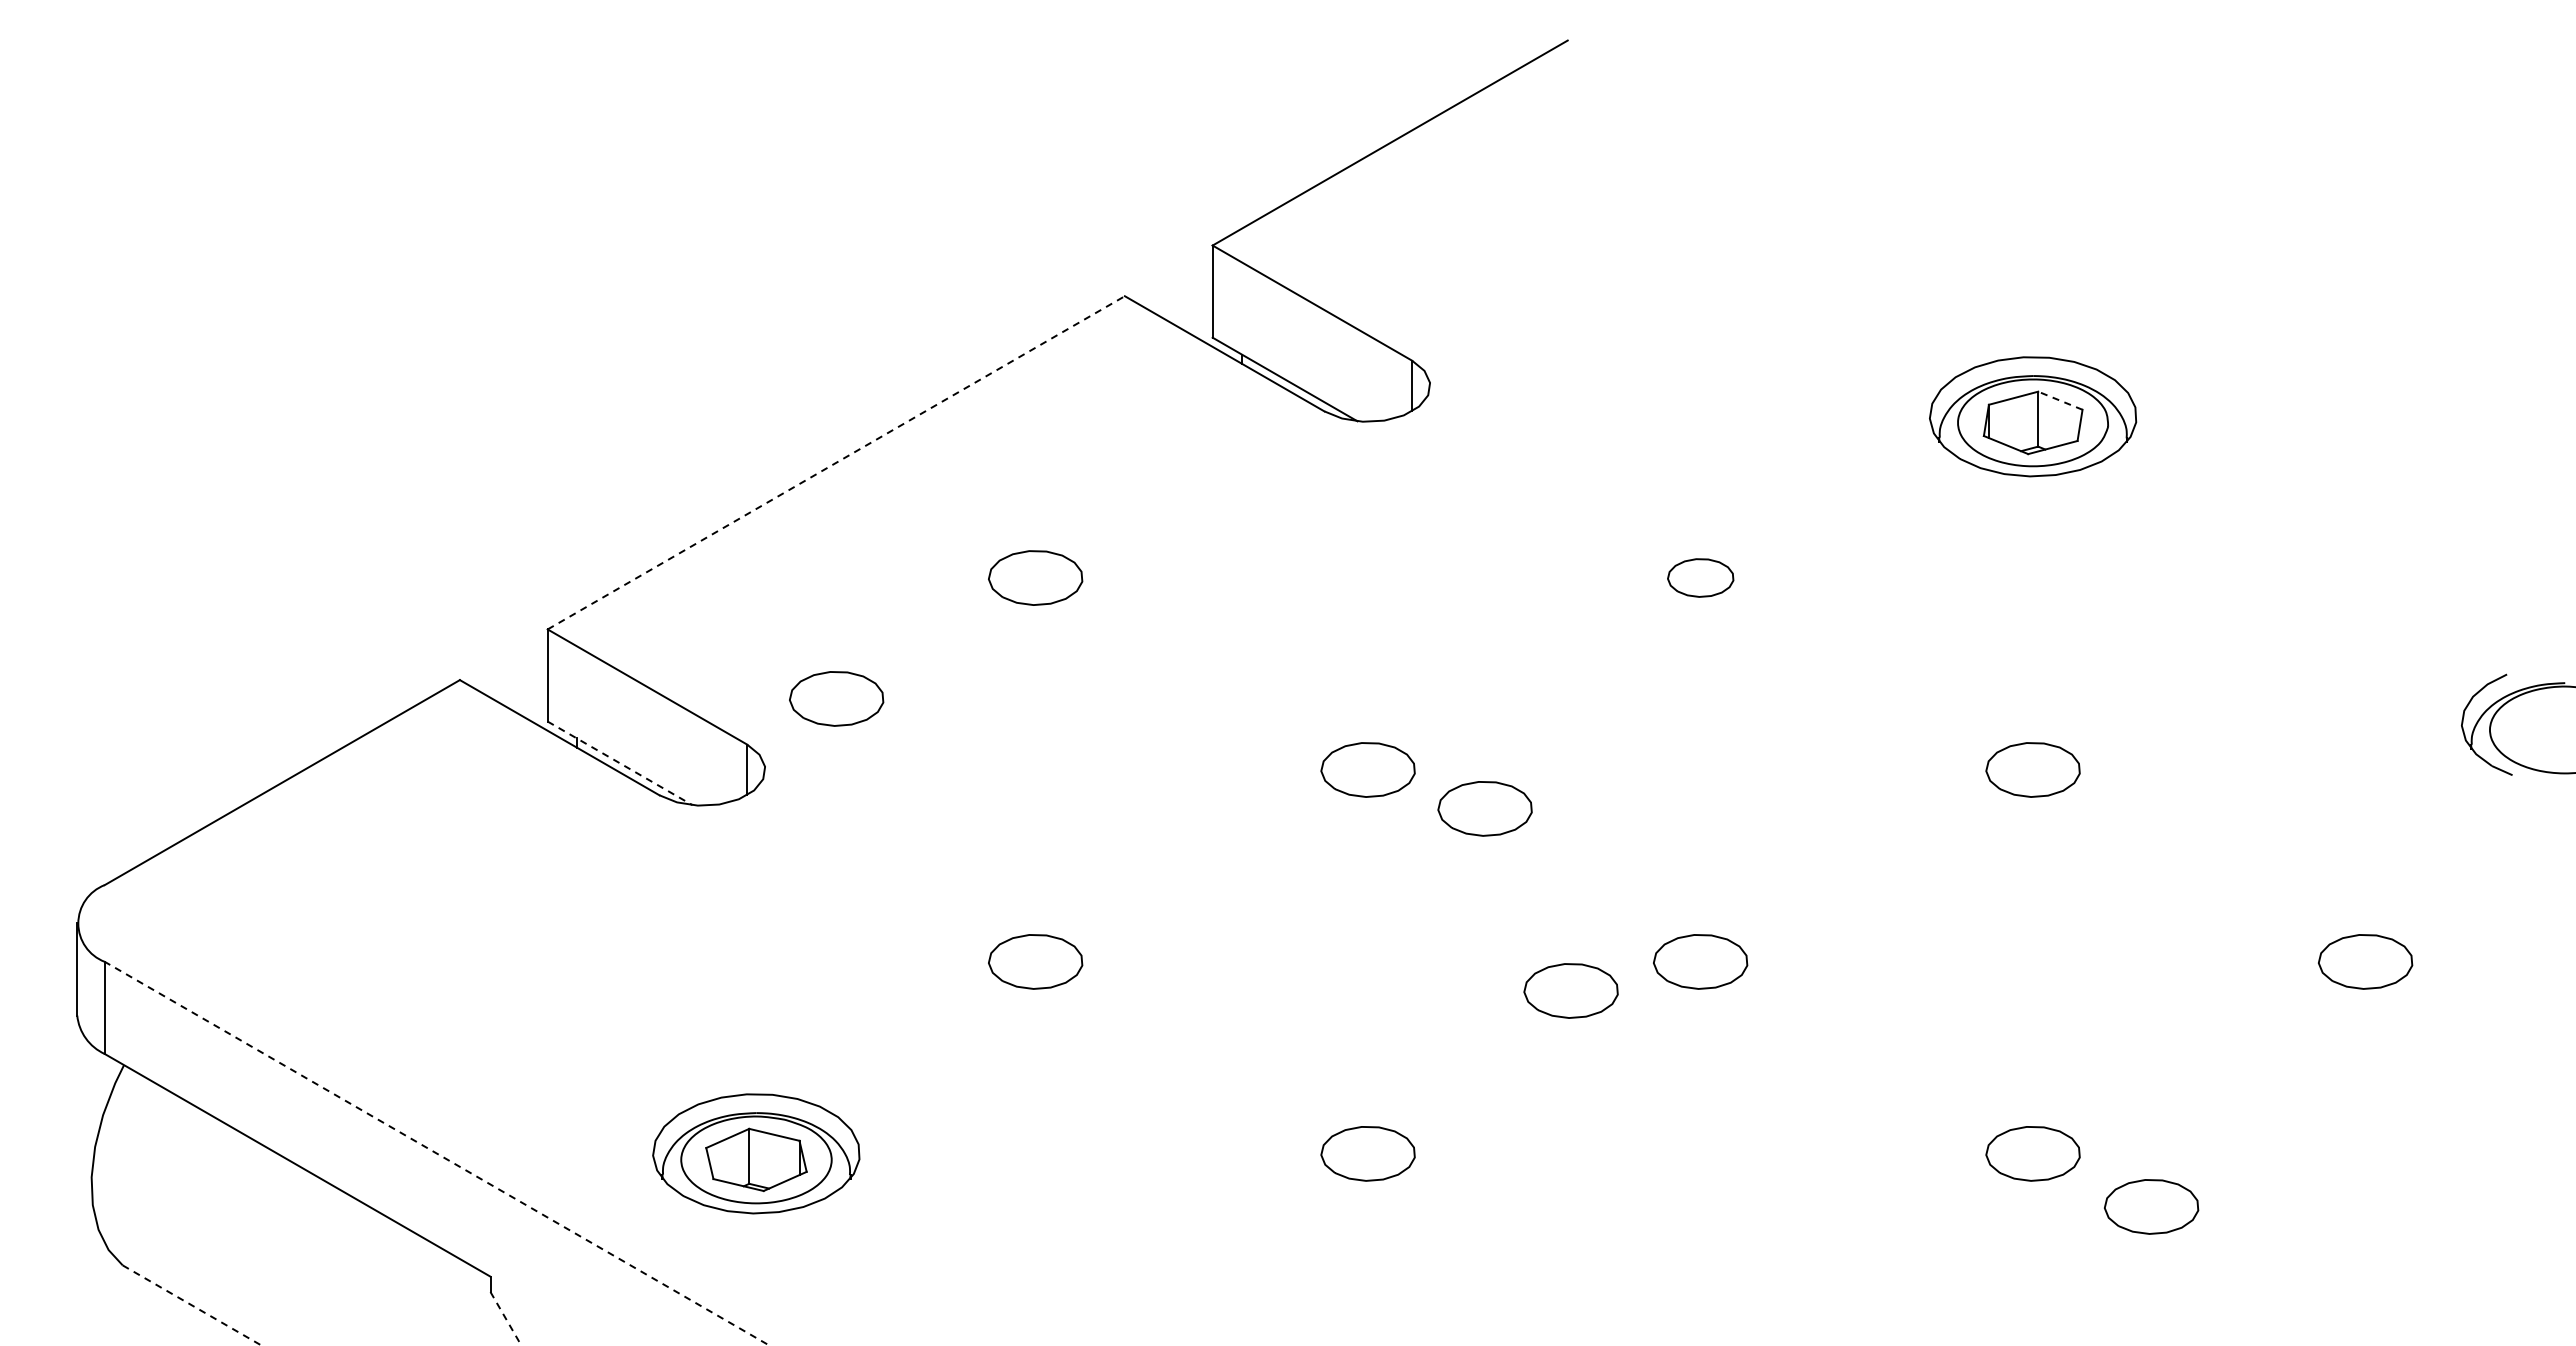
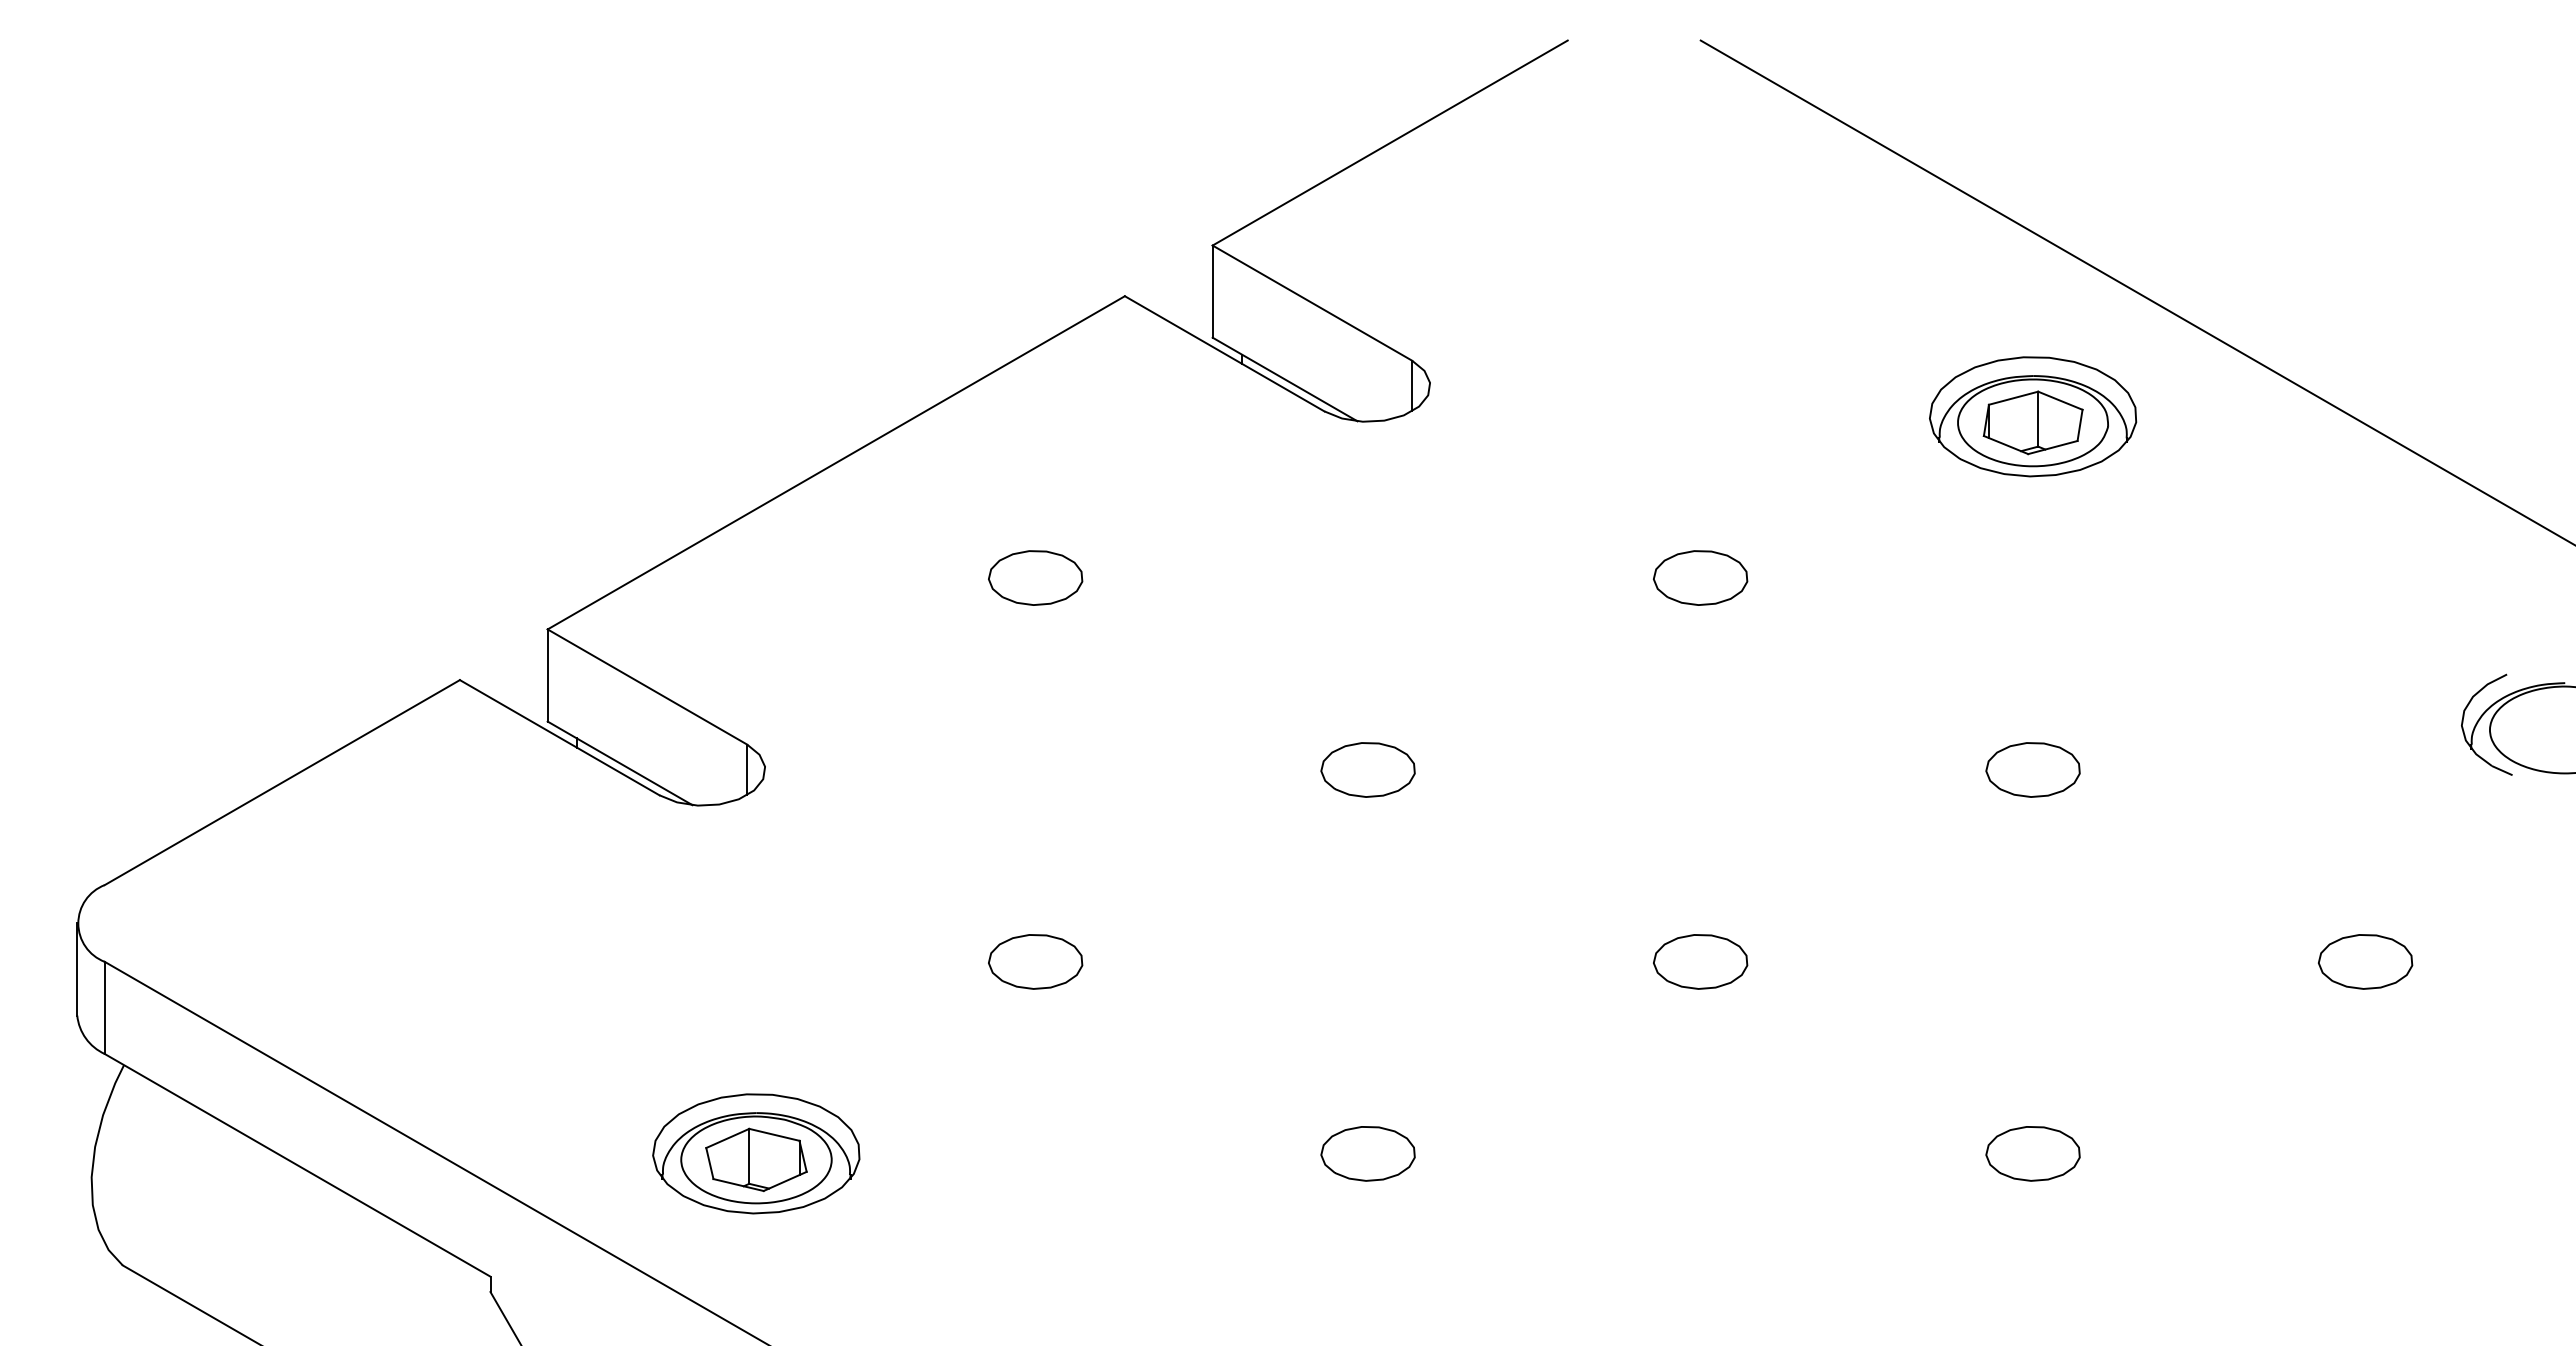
line: none -> present (2136, 291)
line: dashed -> solid (2060, 400)
line: dashed -> solid (836, 462)
part size: 68x40 px -> 96x56 px (1700, 577)
part: present -> none (836, 698)
line: dashed -> solid (620, 763)
part: present -> none (1484, 808)
part: present -> none (1570, 990)
line: dashed -> solid (437, 1153)
part: present -> none (2151, 1206)
line: dashed -> solid (192, 1305)
line: dashed -> solid (505, 1318)
